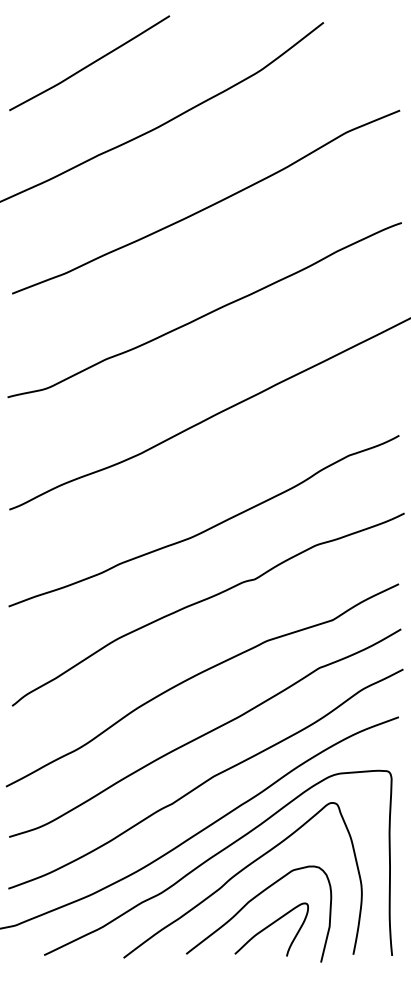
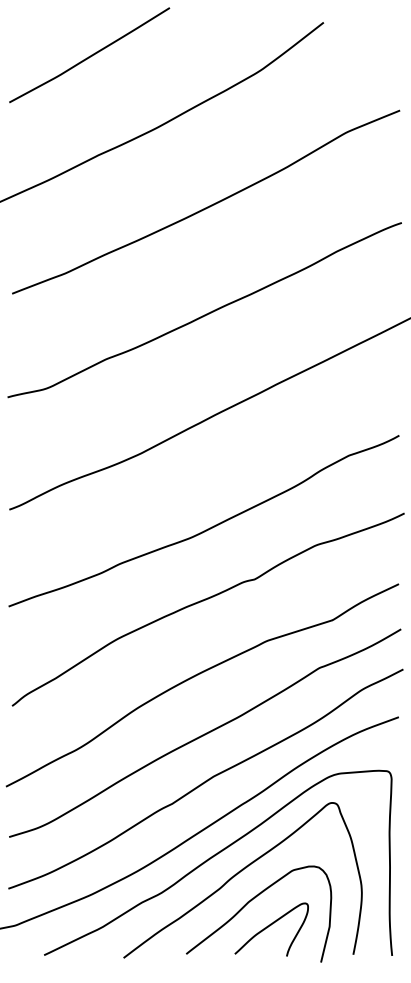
curve position: (90, 63) -> (90, 55) (90, 55)
